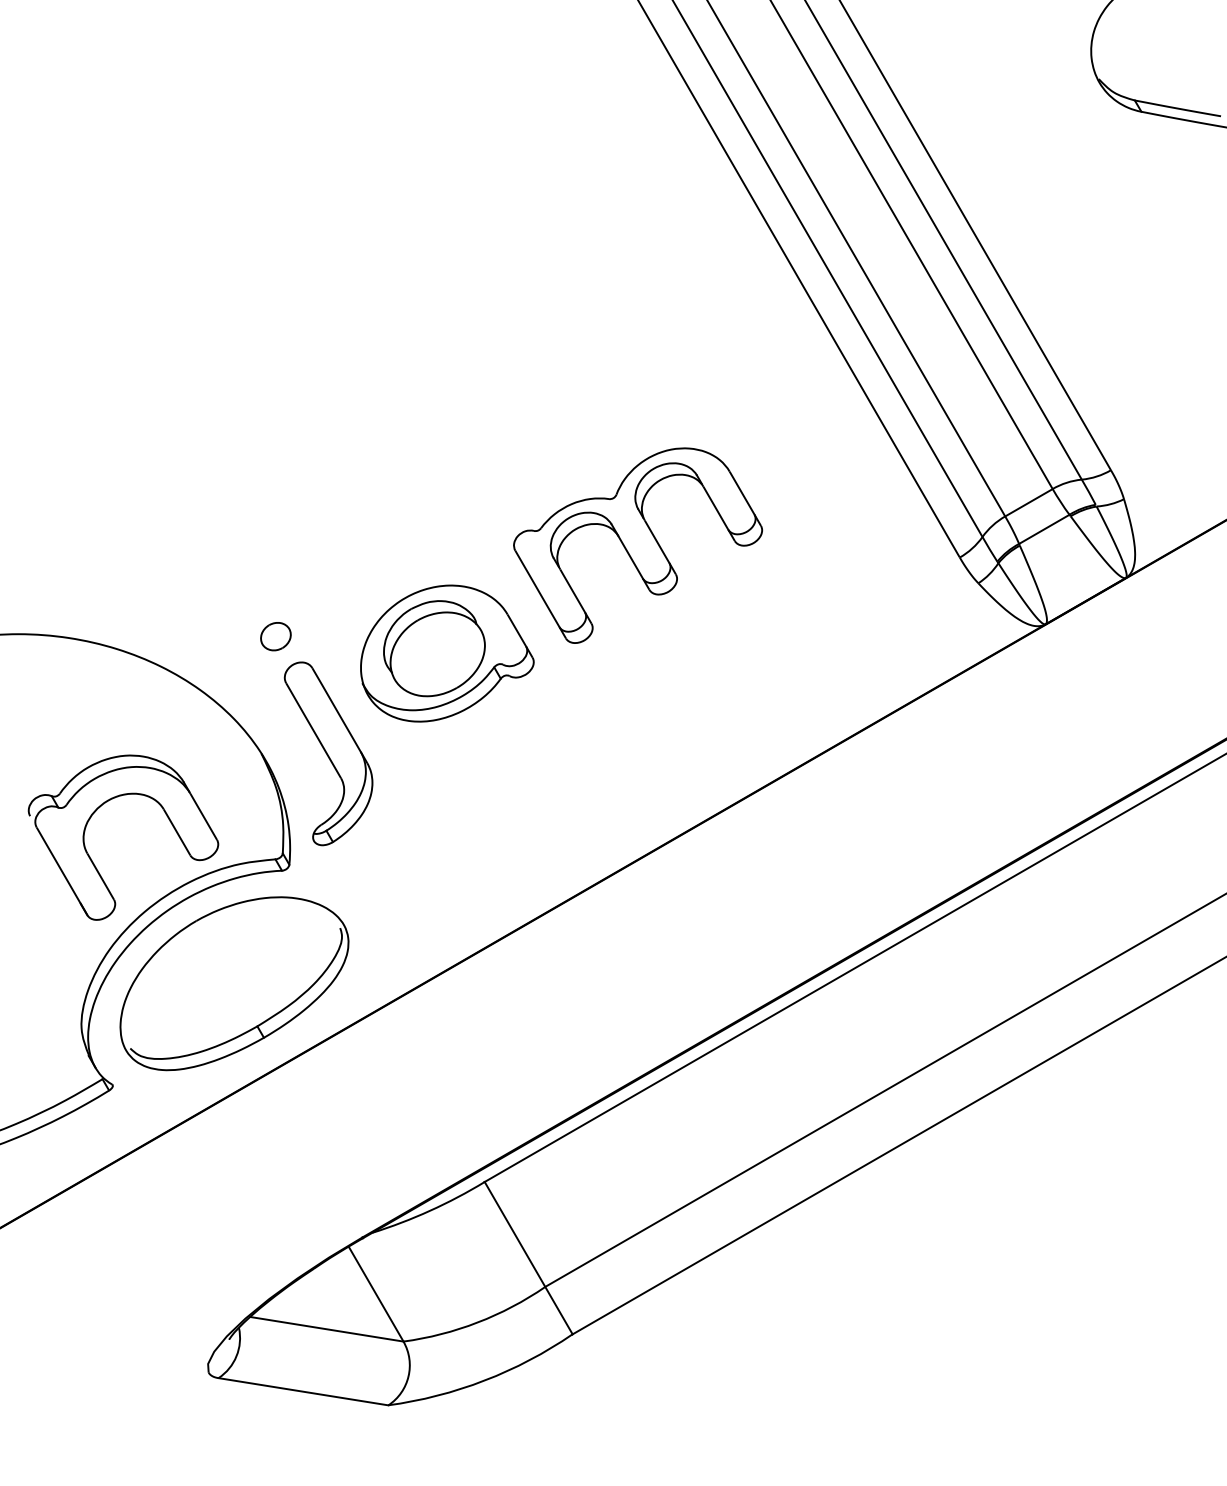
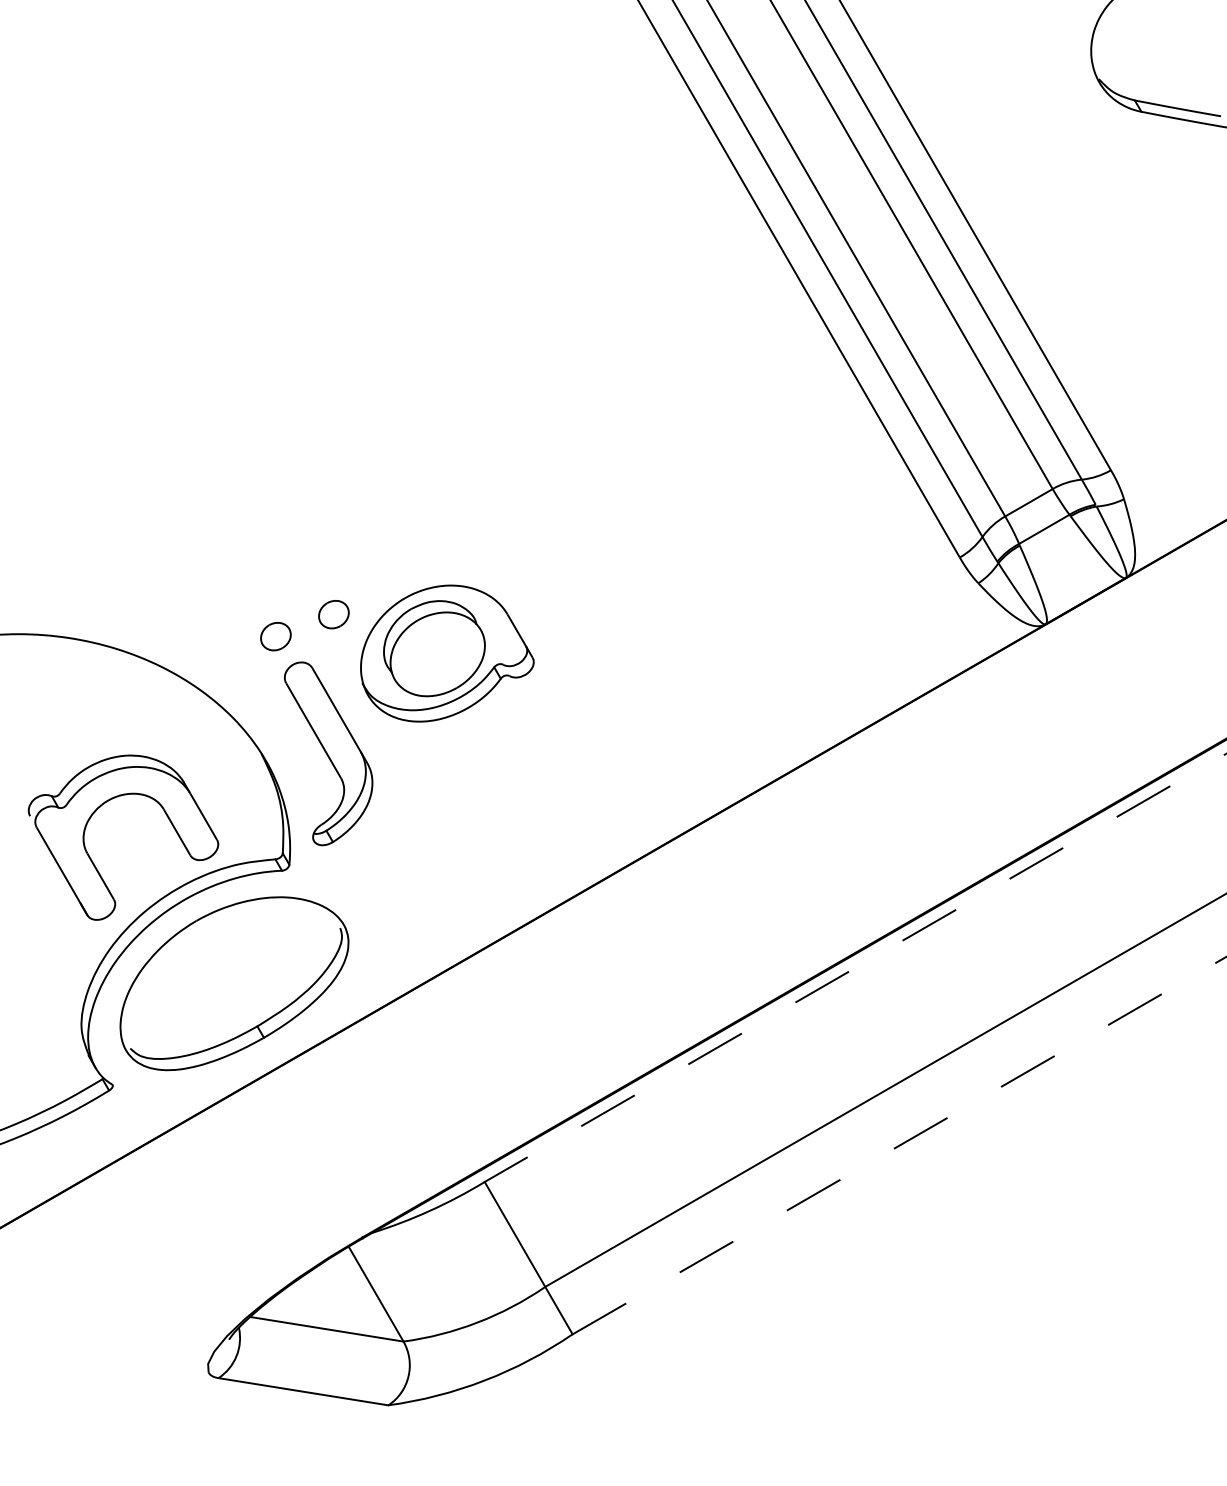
part: present -> none (638, 545)
part: none -> present (333, 614)
line: solid -> dashed (855, 968)
line: solid -> dashed (899, 1145)
